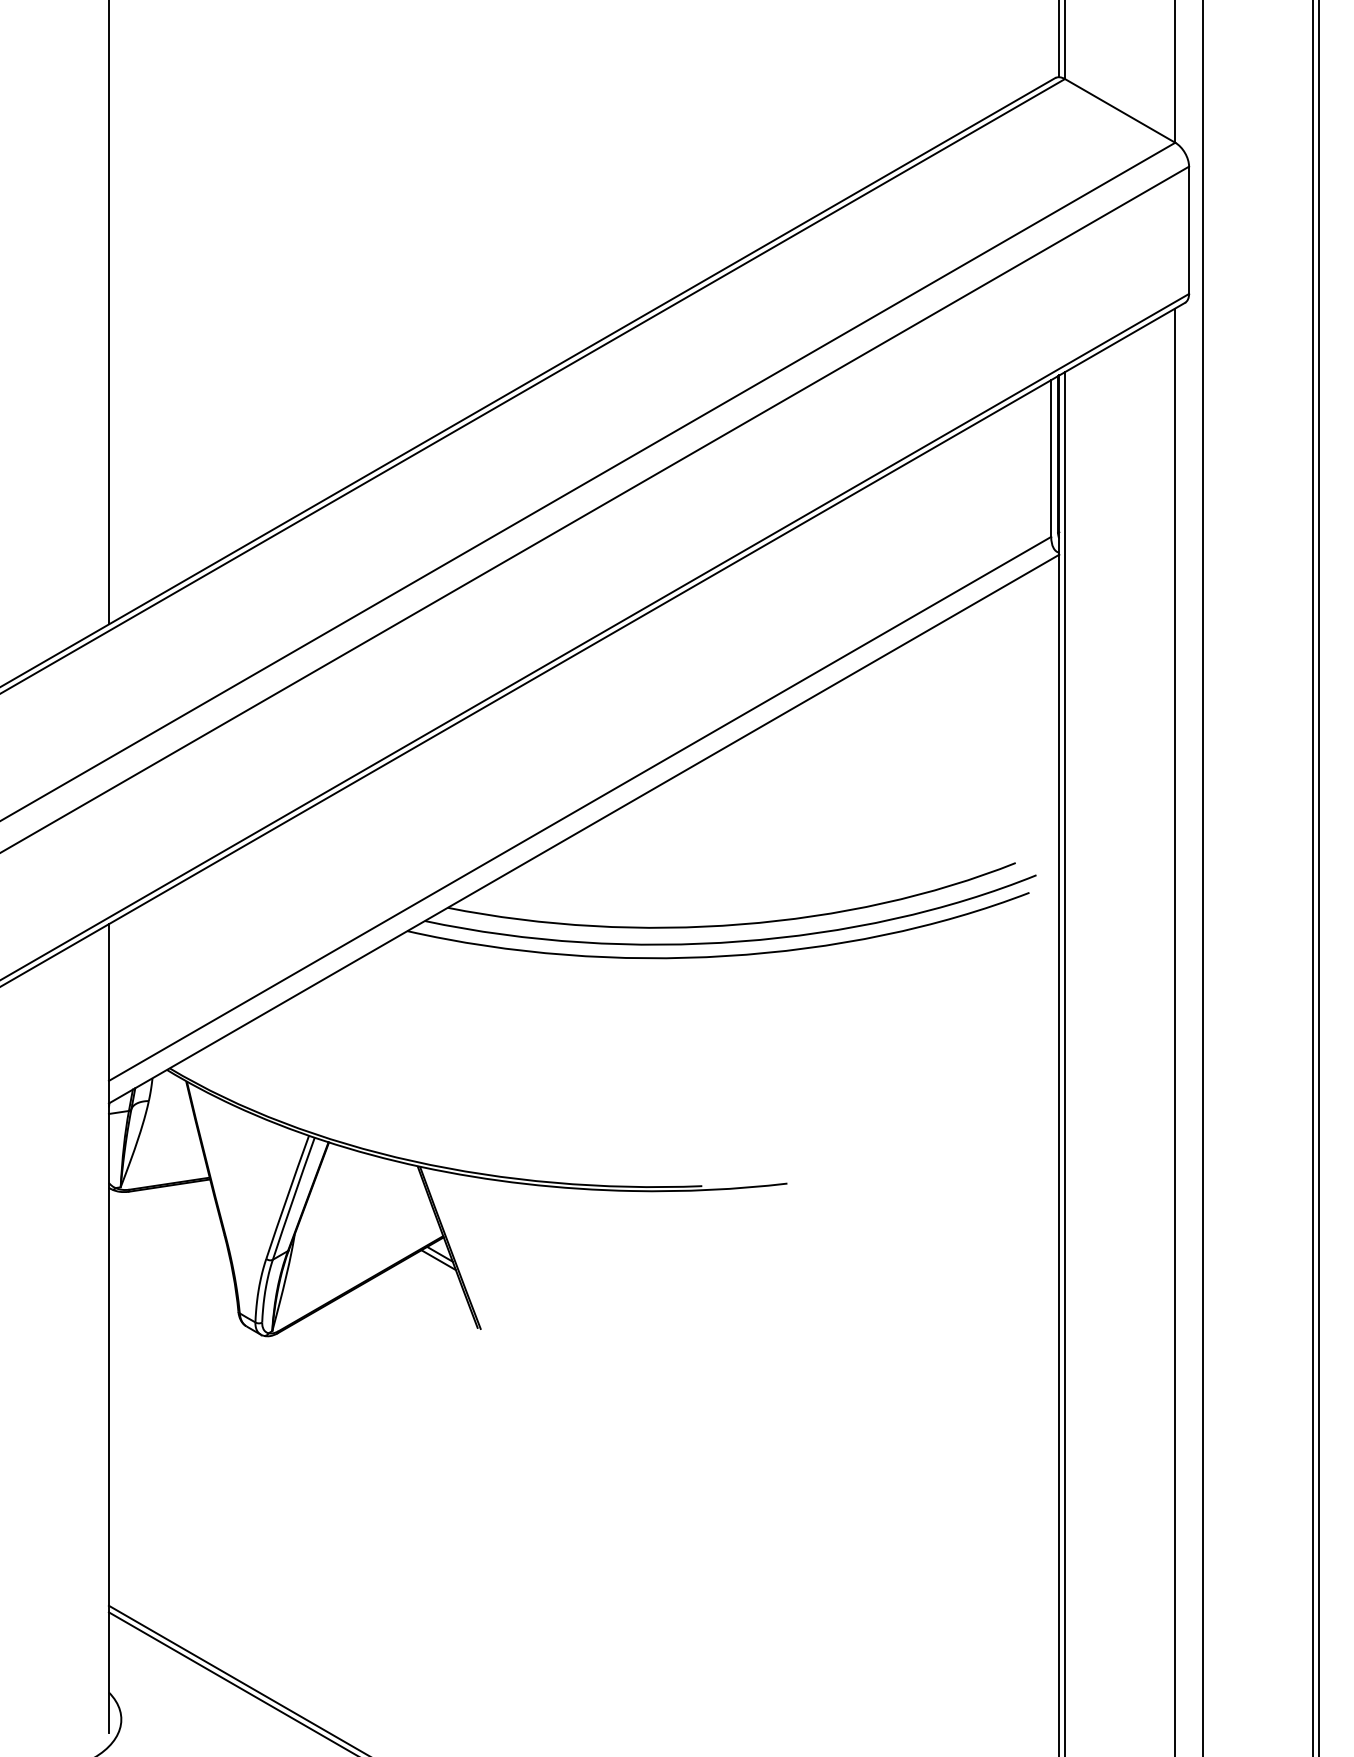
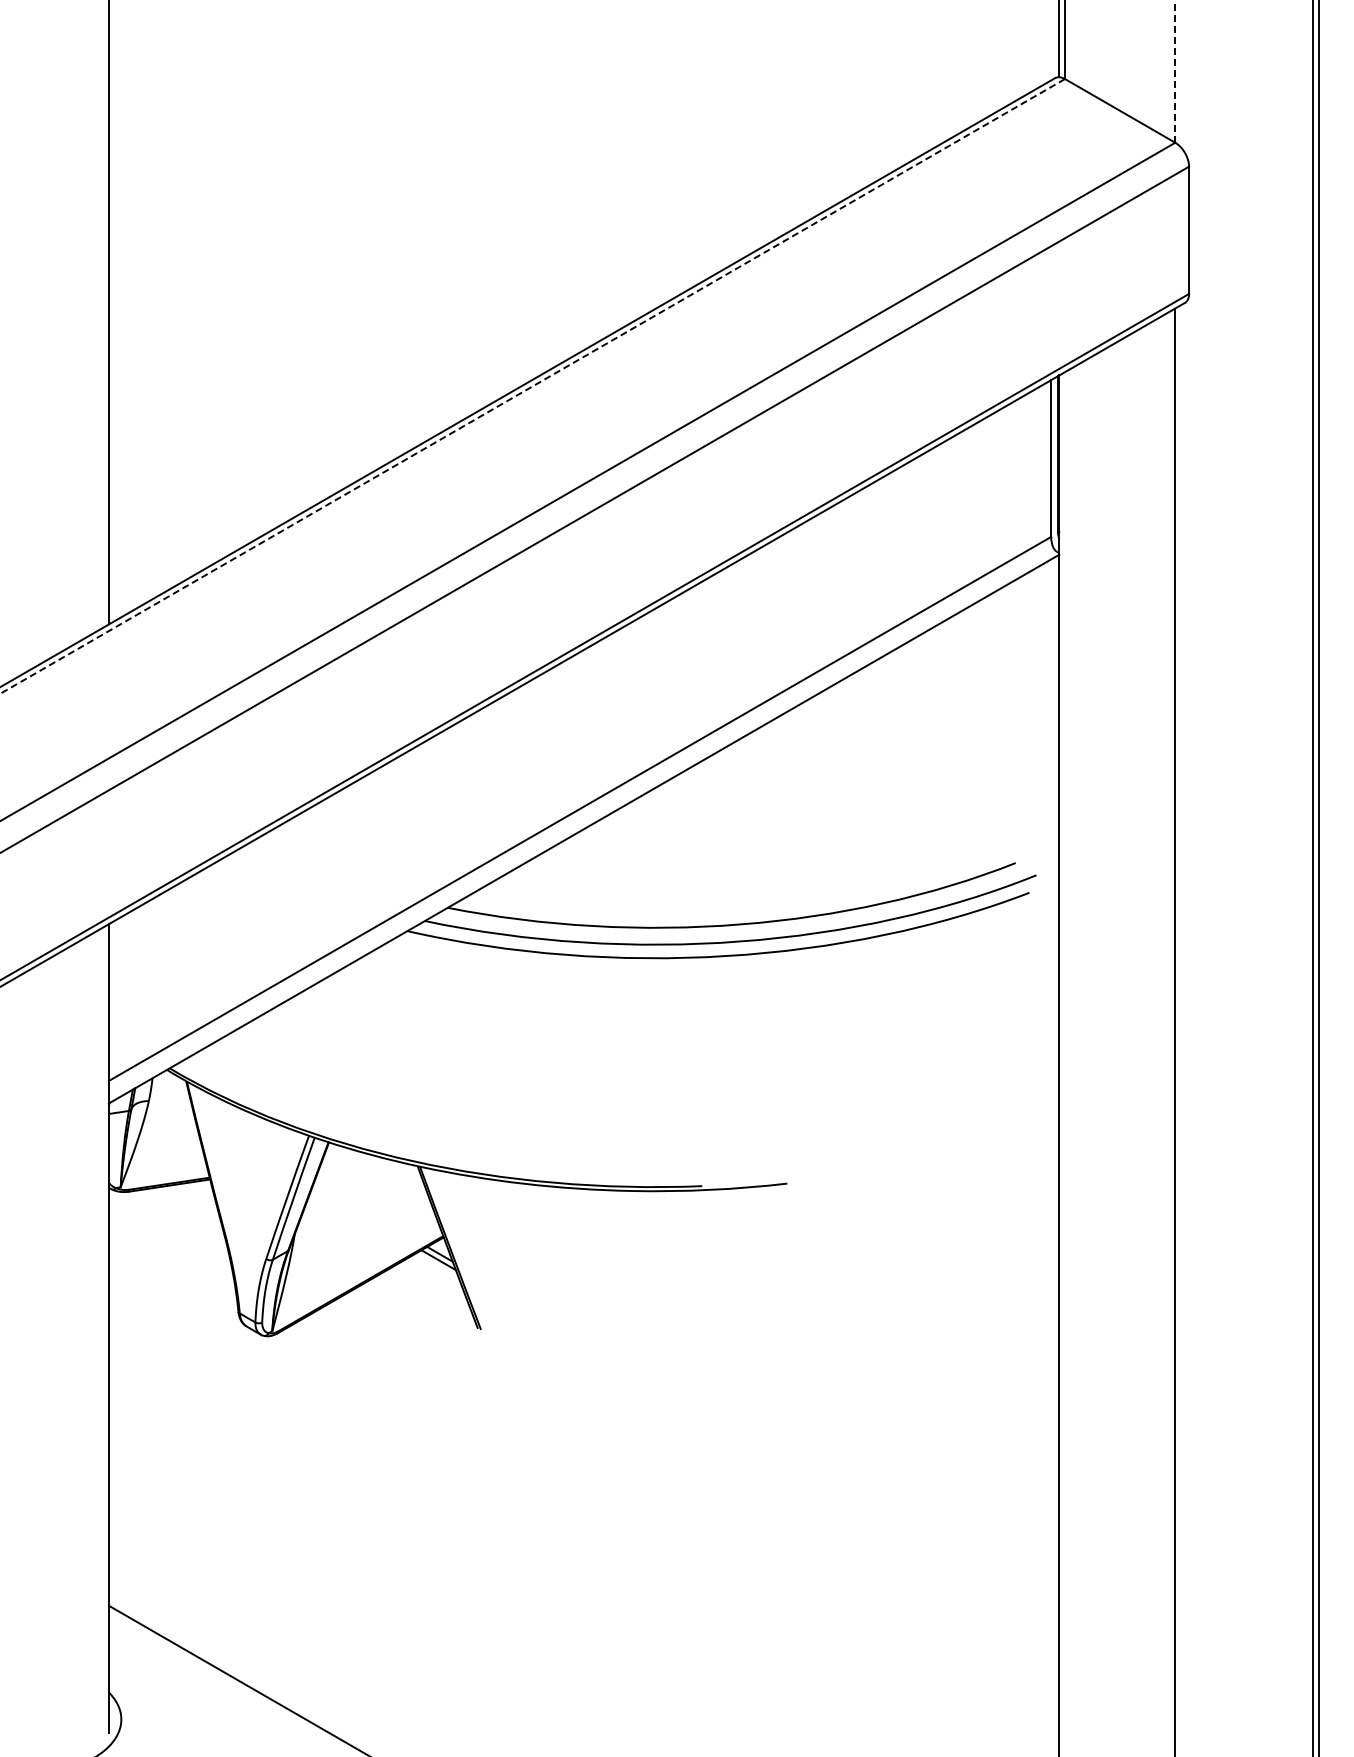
line: solid -> dashed (1175, 71)
line: solid -> dashed (532, 386)
line: present -> none (1202, 877)
line: present -> none (1065, 1062)
line: present -> none (231, 1682)
